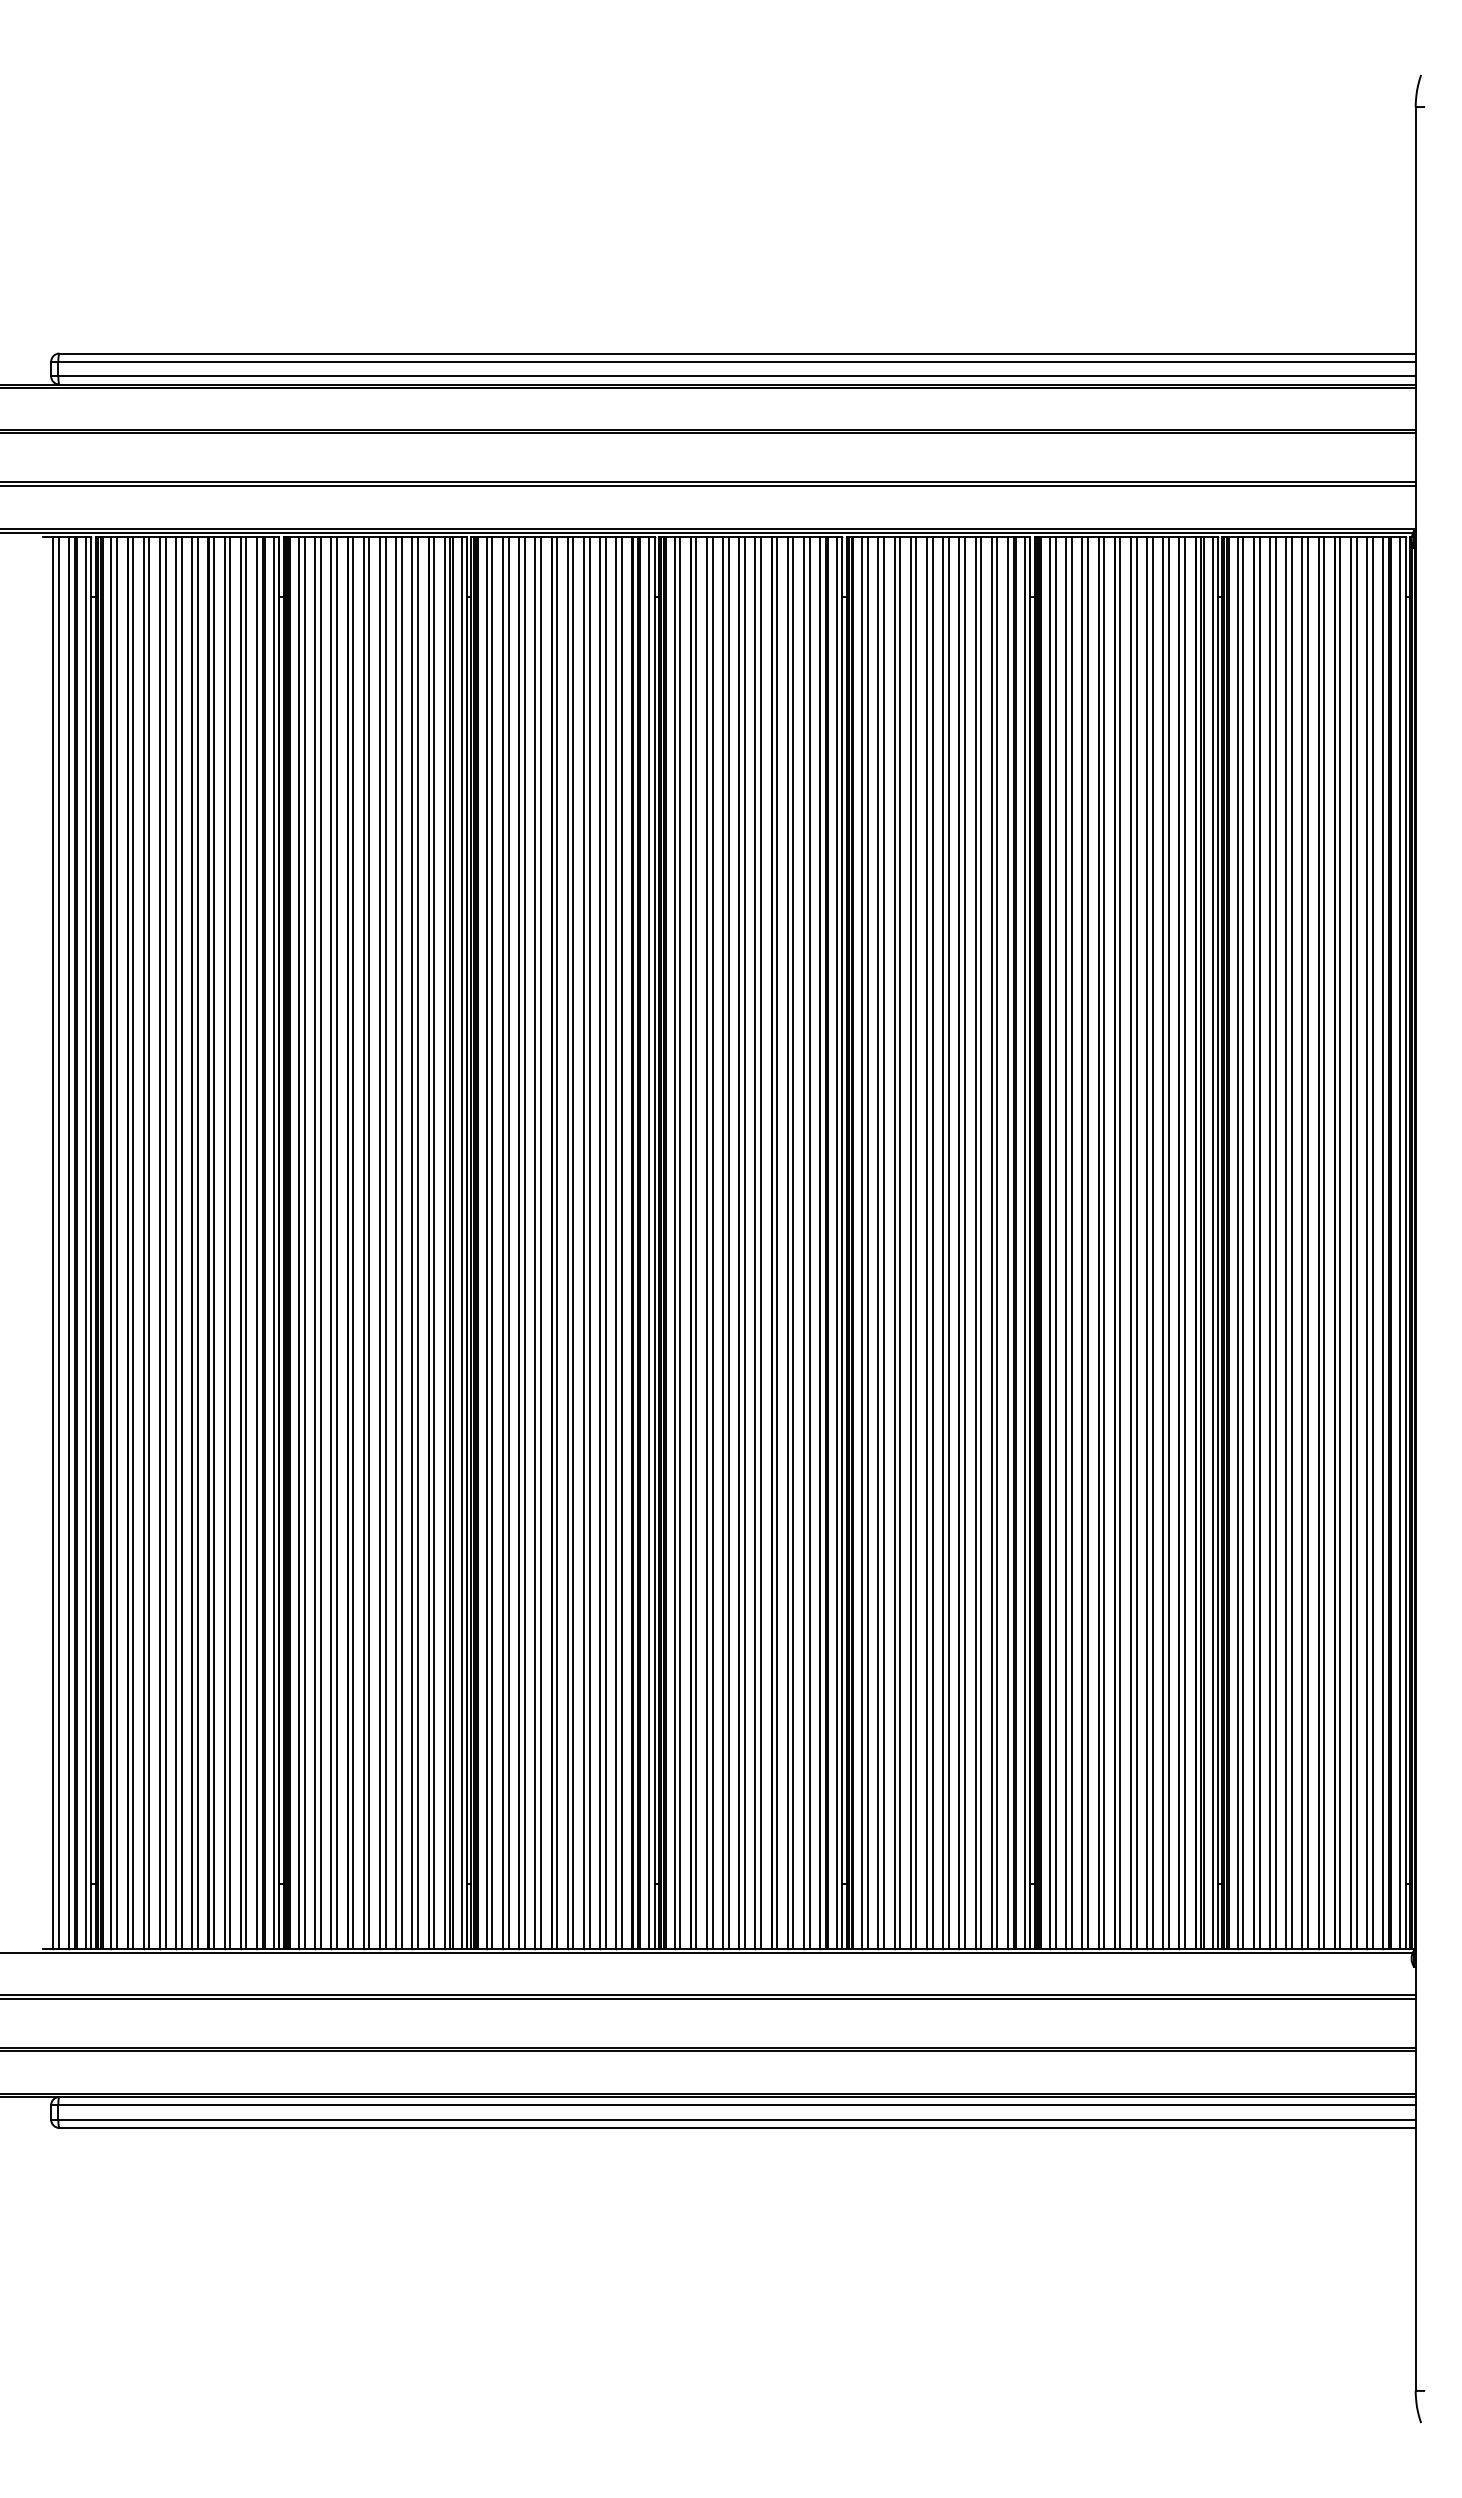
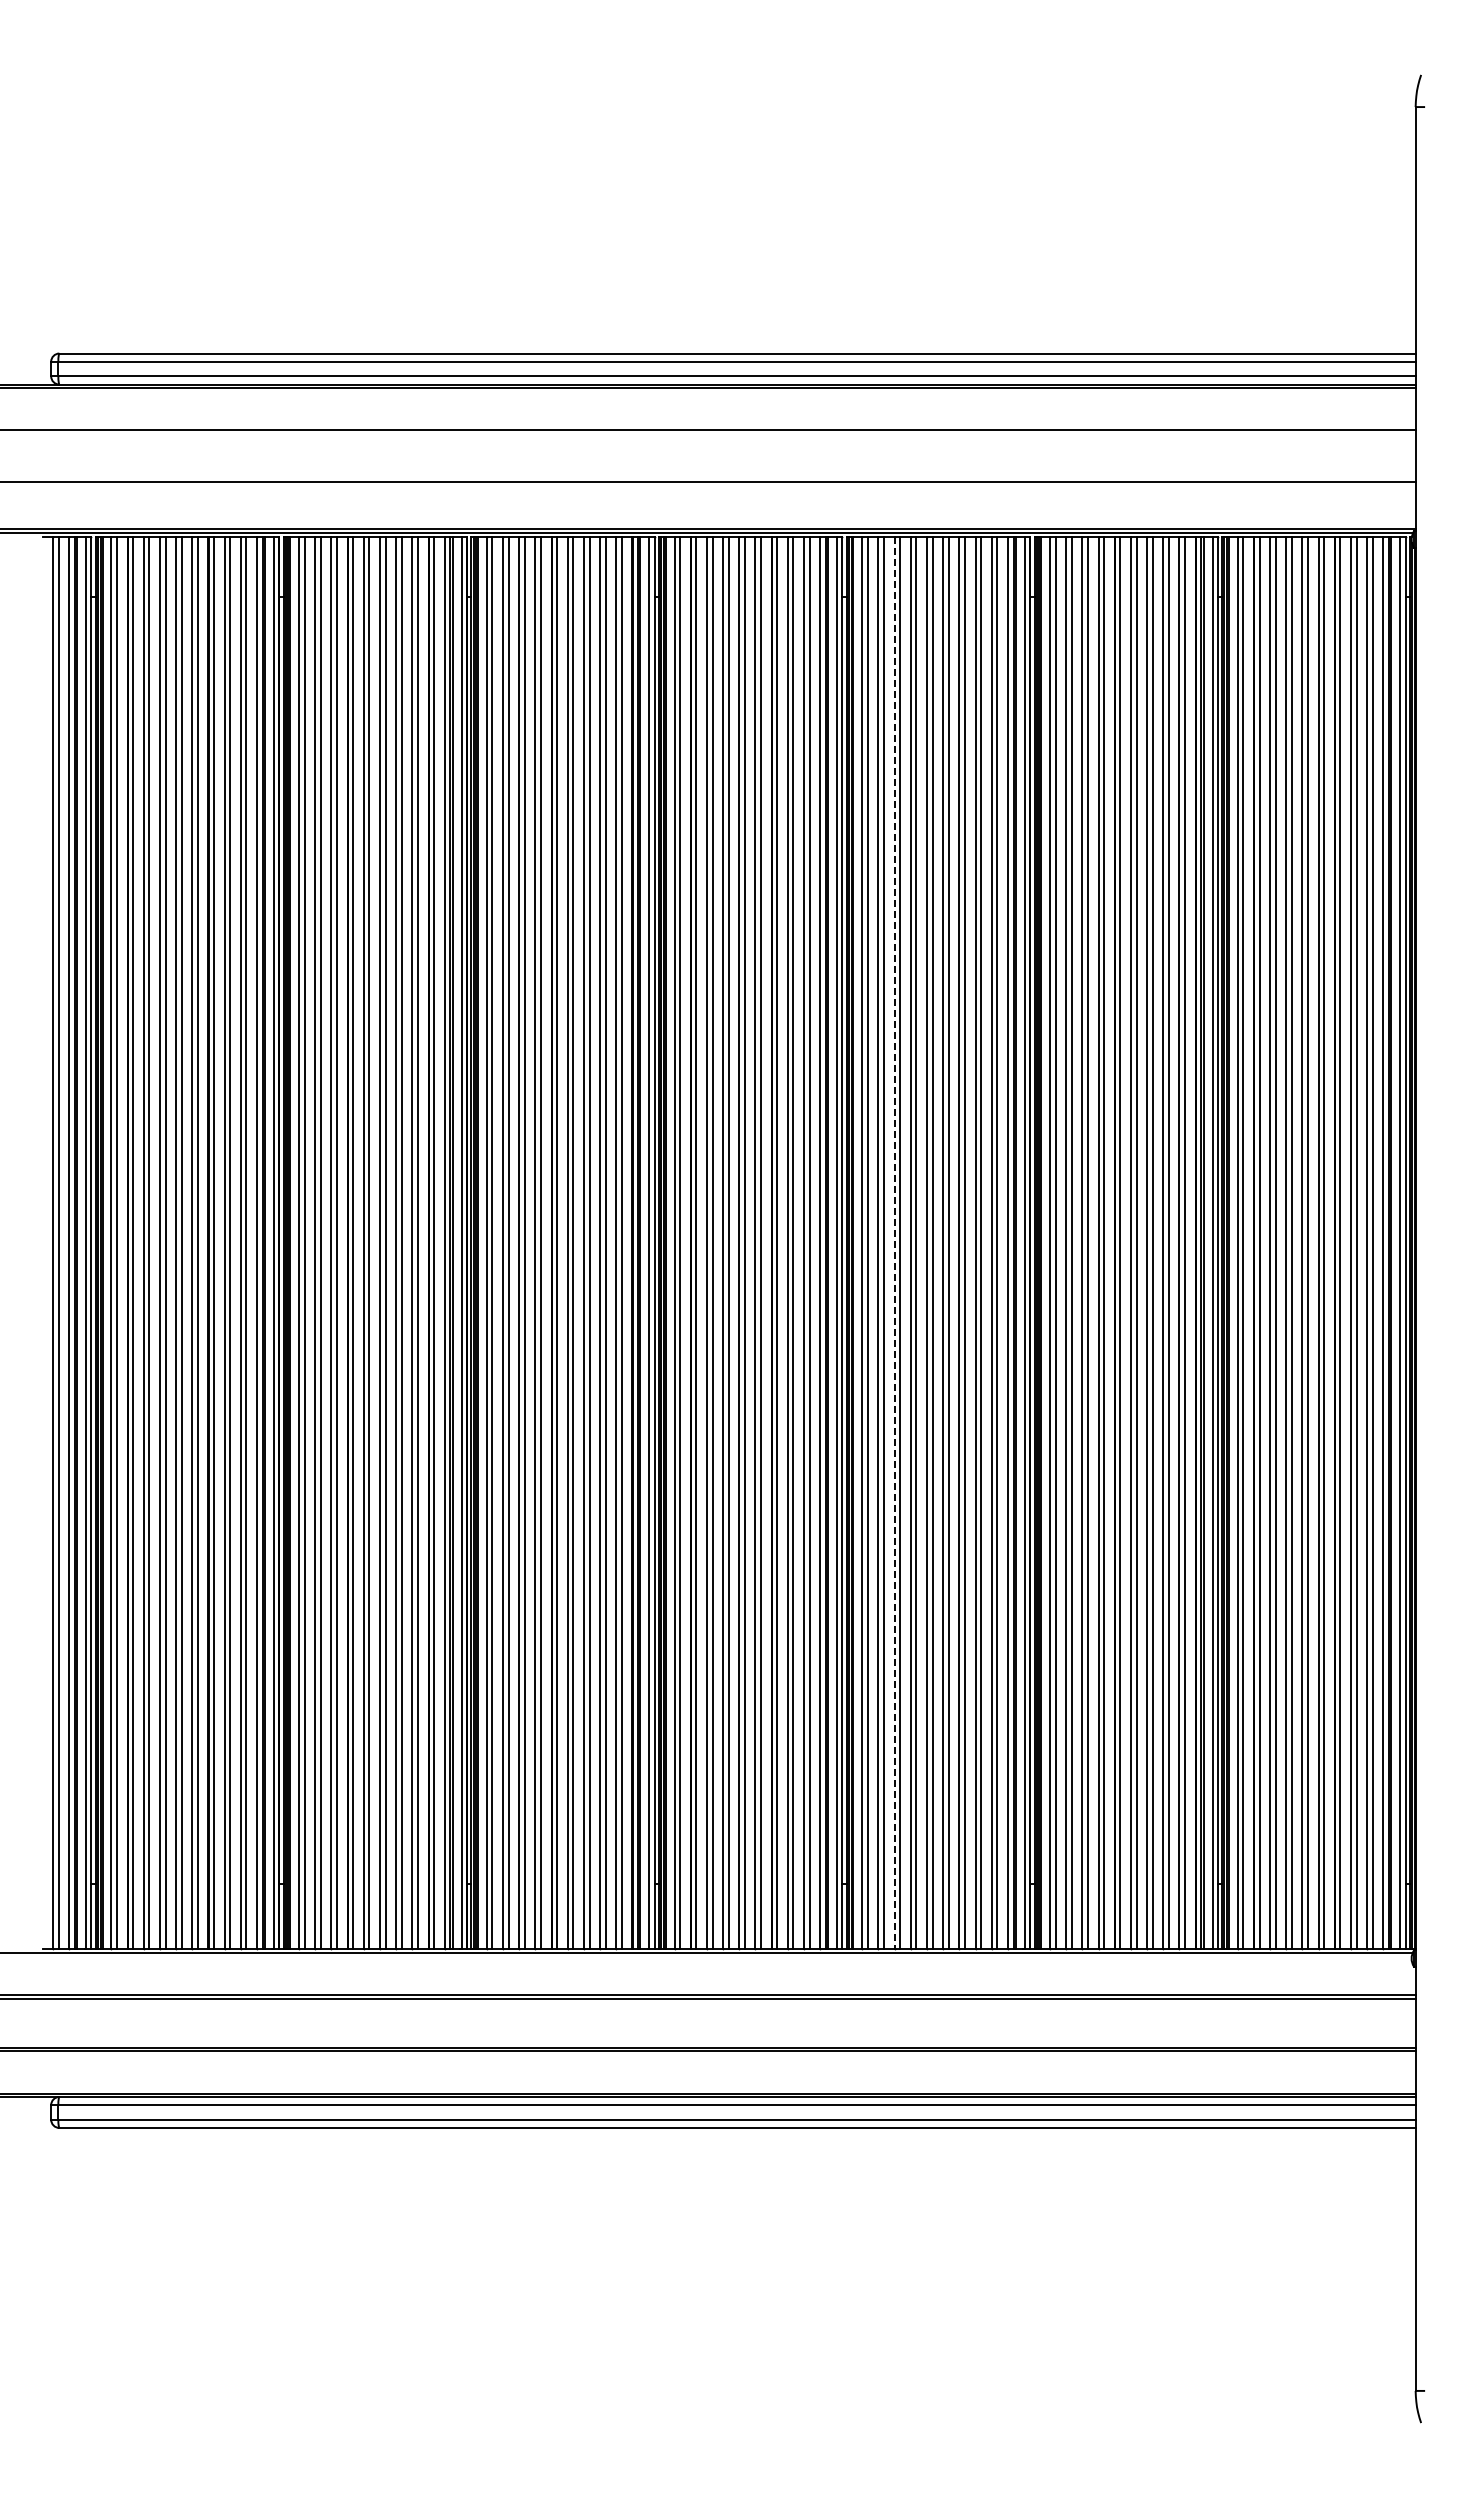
line: present -> none (708, 433)
line: present -> none (708, 486)
line: solid -> dashed (894, 1242)
